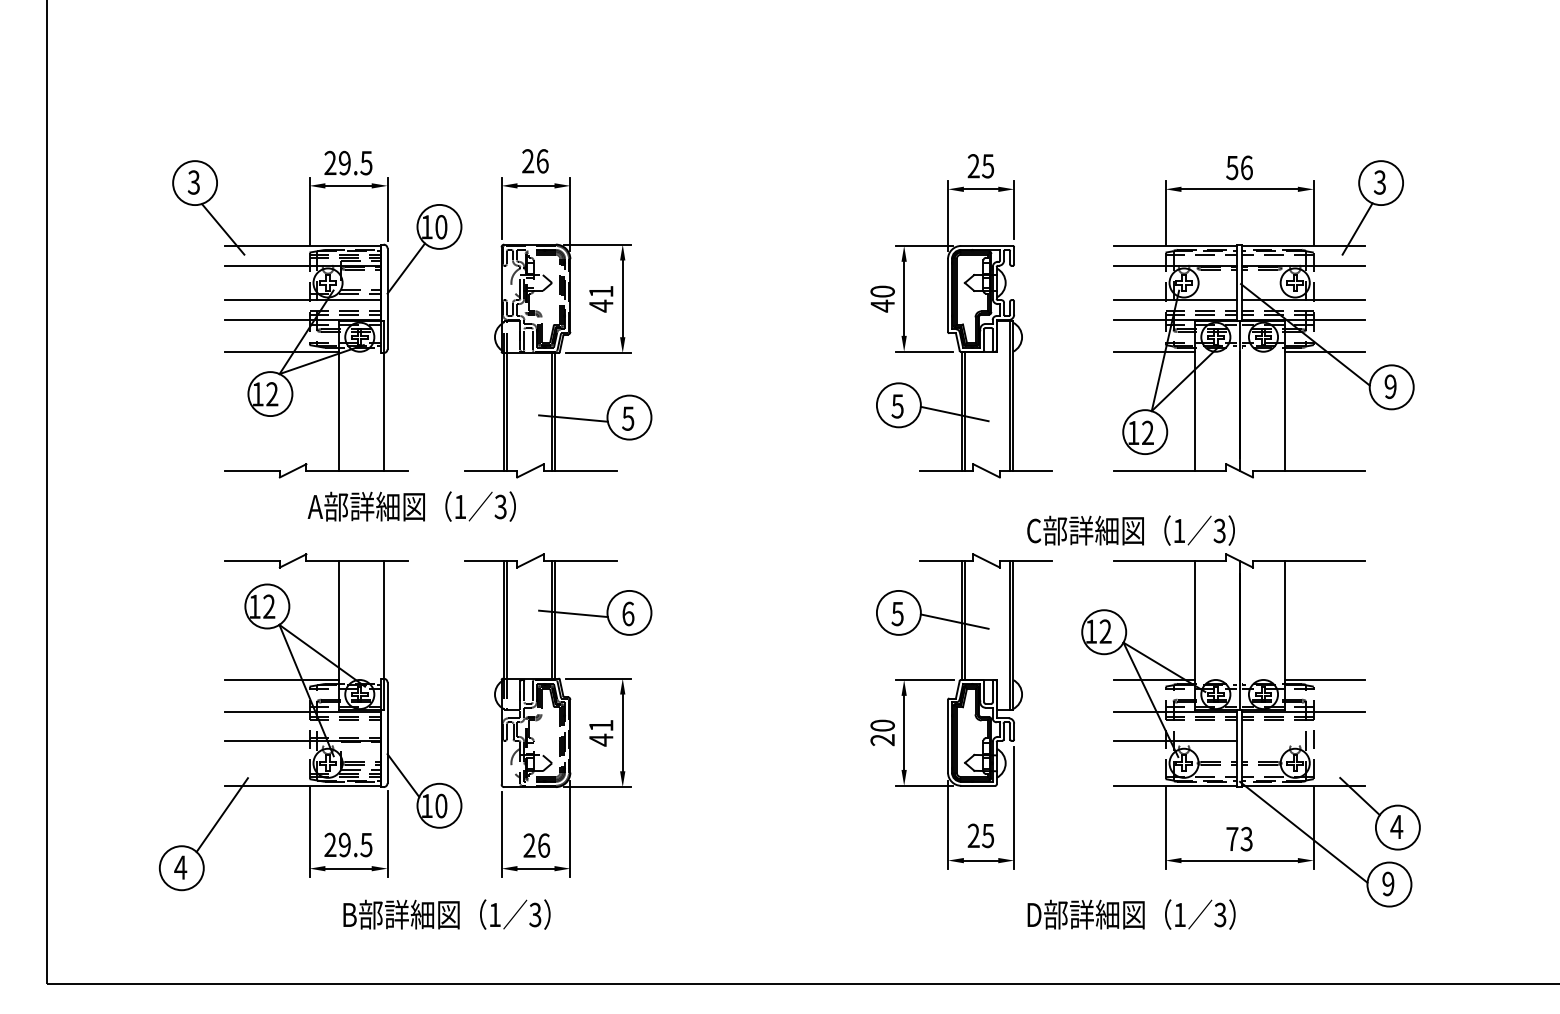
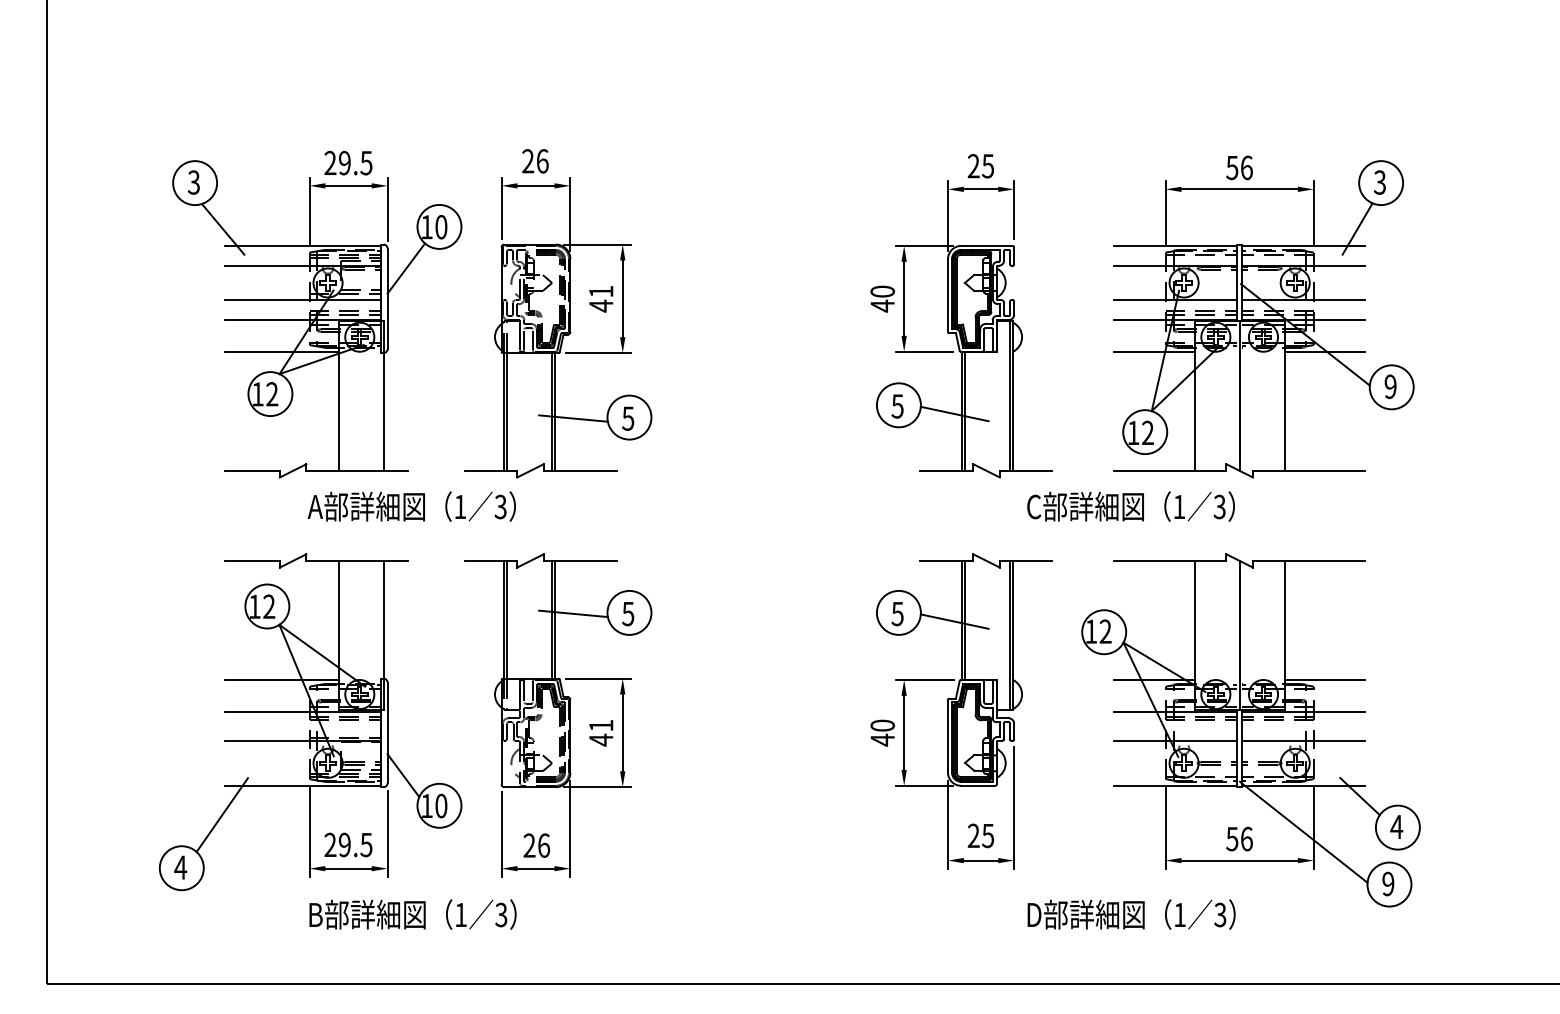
text position: (1130, 530) -> (1130, 506) (1130, 506)
text: 6 -> 5 (628, 613)
text: 20 -> 40 (882, 739)
line: none -> present (1303, 740)
text: 73 -> 56 (1239, 838)
text position: (446, 914) -> (412, 914) (412, 914)
